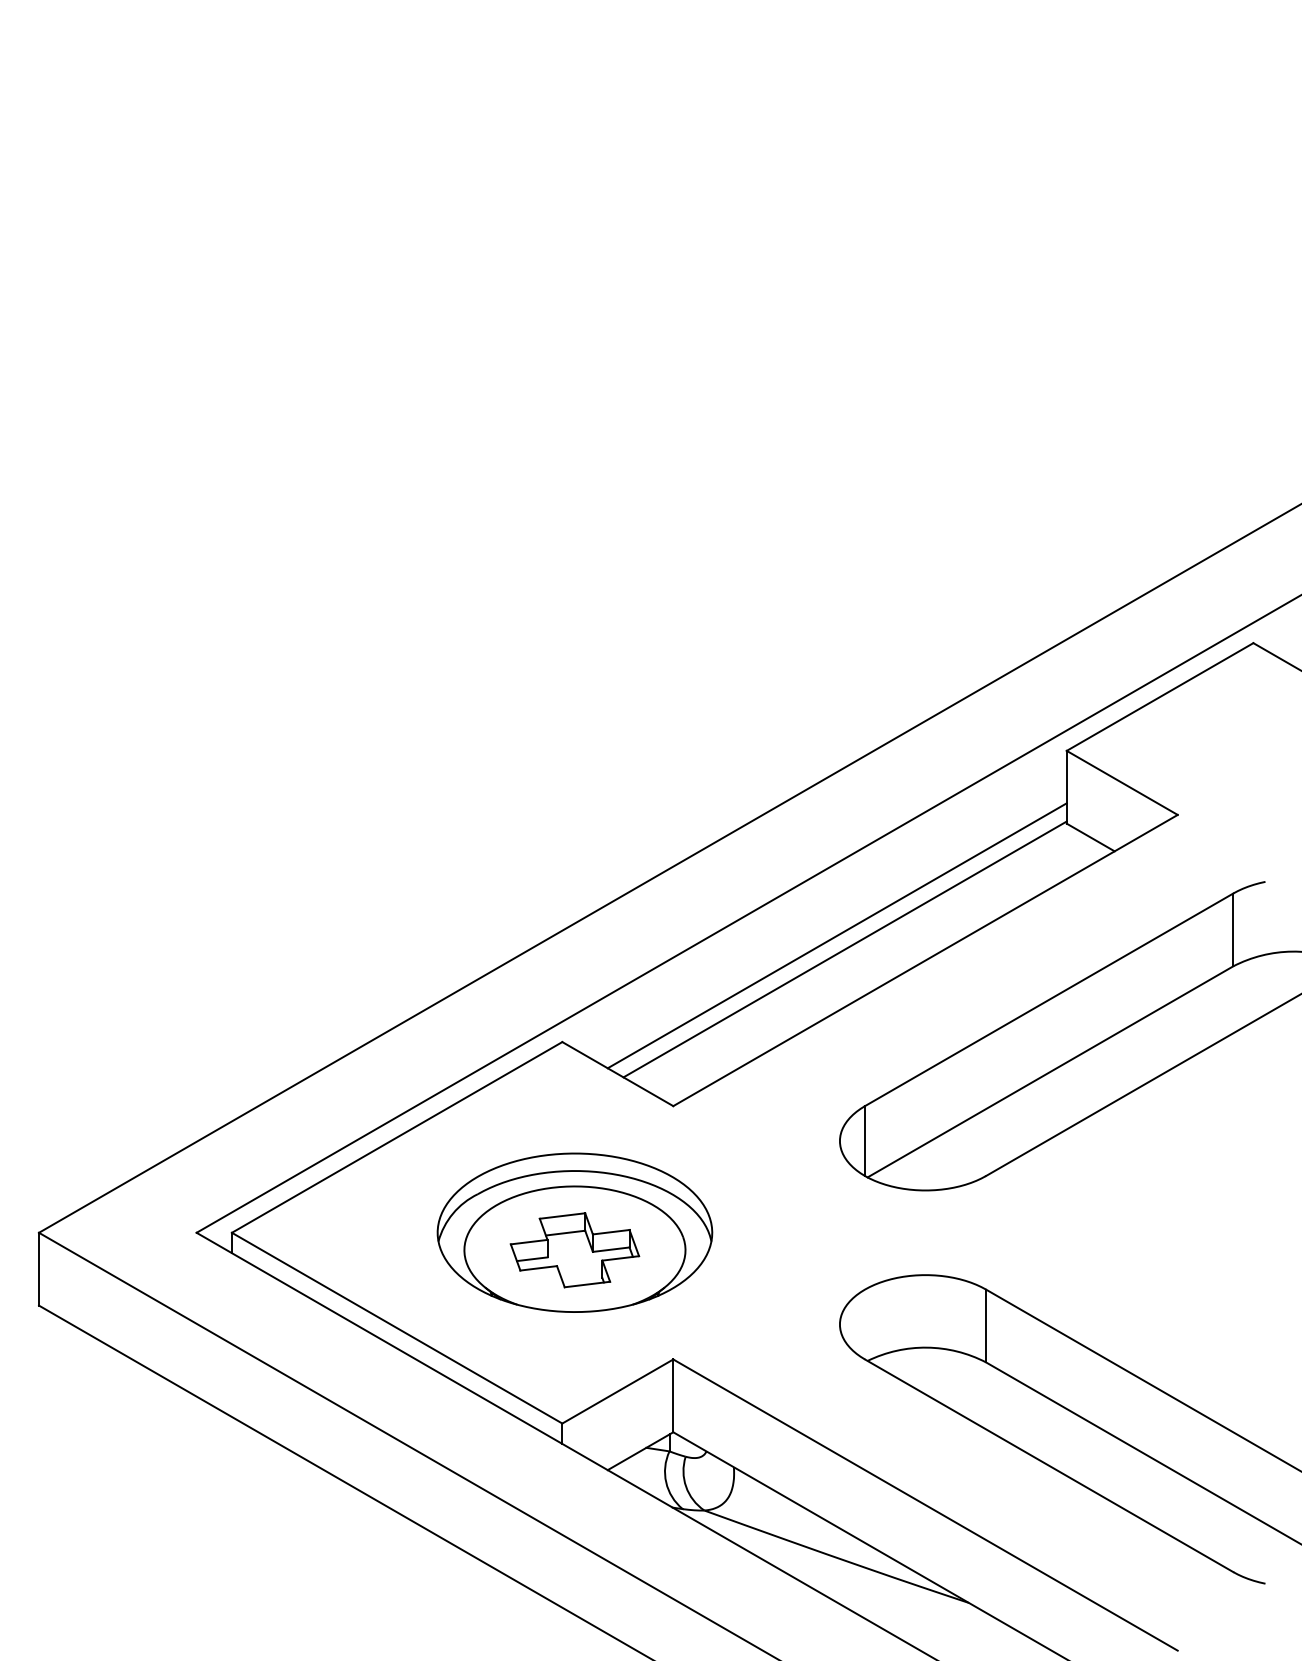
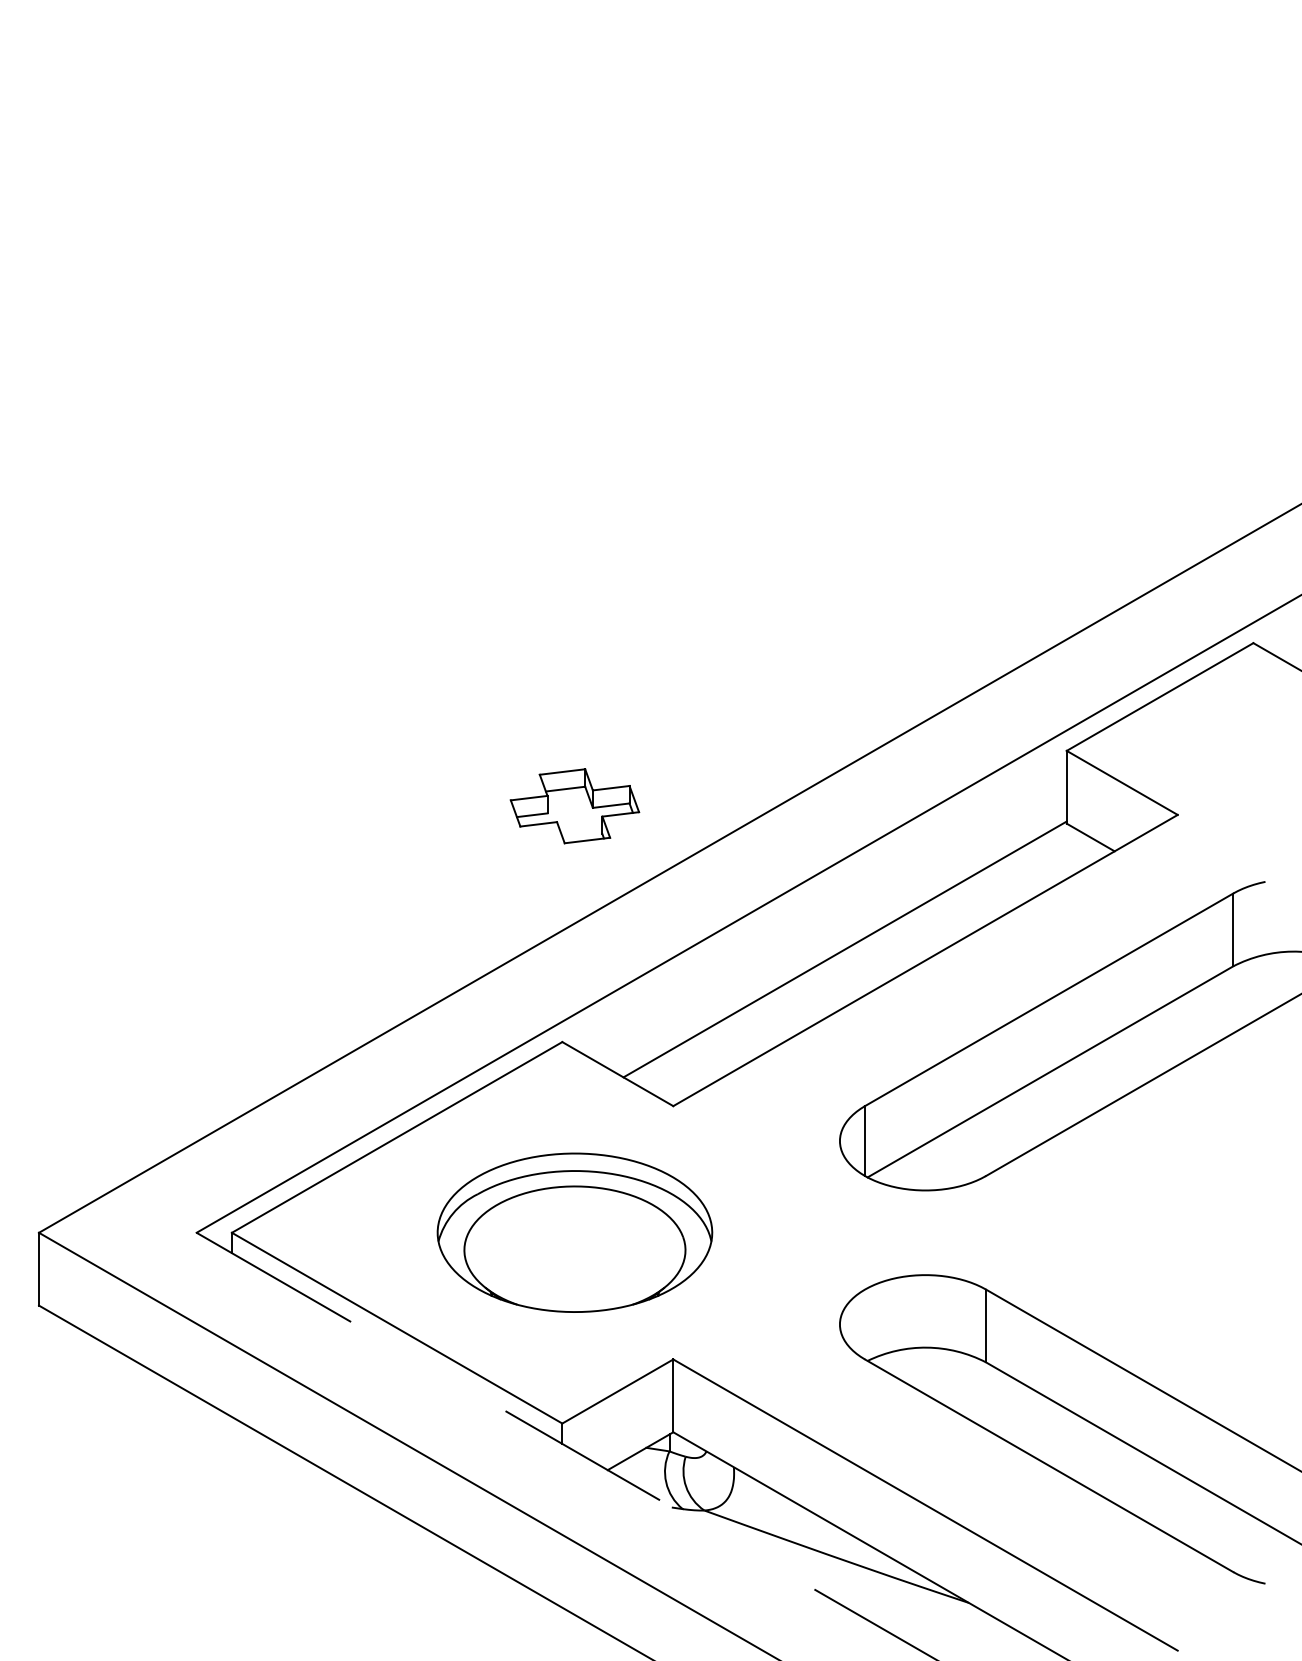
line: present -> none (836, 935)
part position: (574, 1250) -> (574, 806) (574, 806)
line: solid -> dashed (567, 1446)
